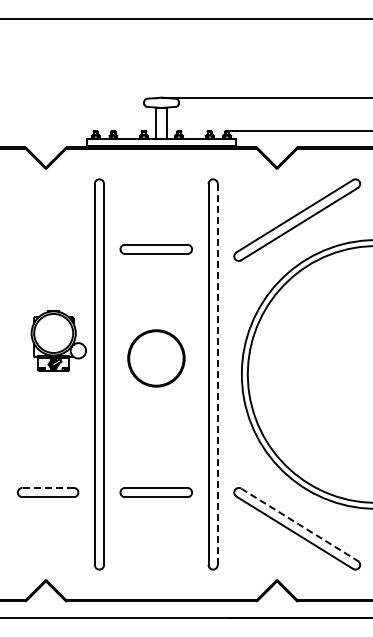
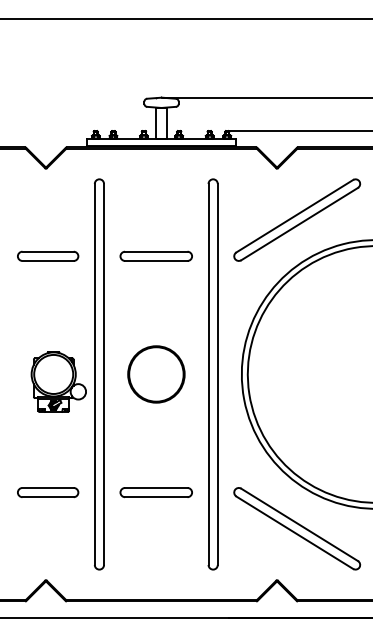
part position: (155, 248) -> (155, 255) (155, 255)
part: none -> present (48, 255)
part position: (58, 340) -> (58, 381) (58, 381)
circle position: (156, 358) -> (156, 374) (156, 374)
line: dashed -> solid (217, 374)
line: dashed -> solid (48, 487)
line: dashed -> solid (299, 524)
